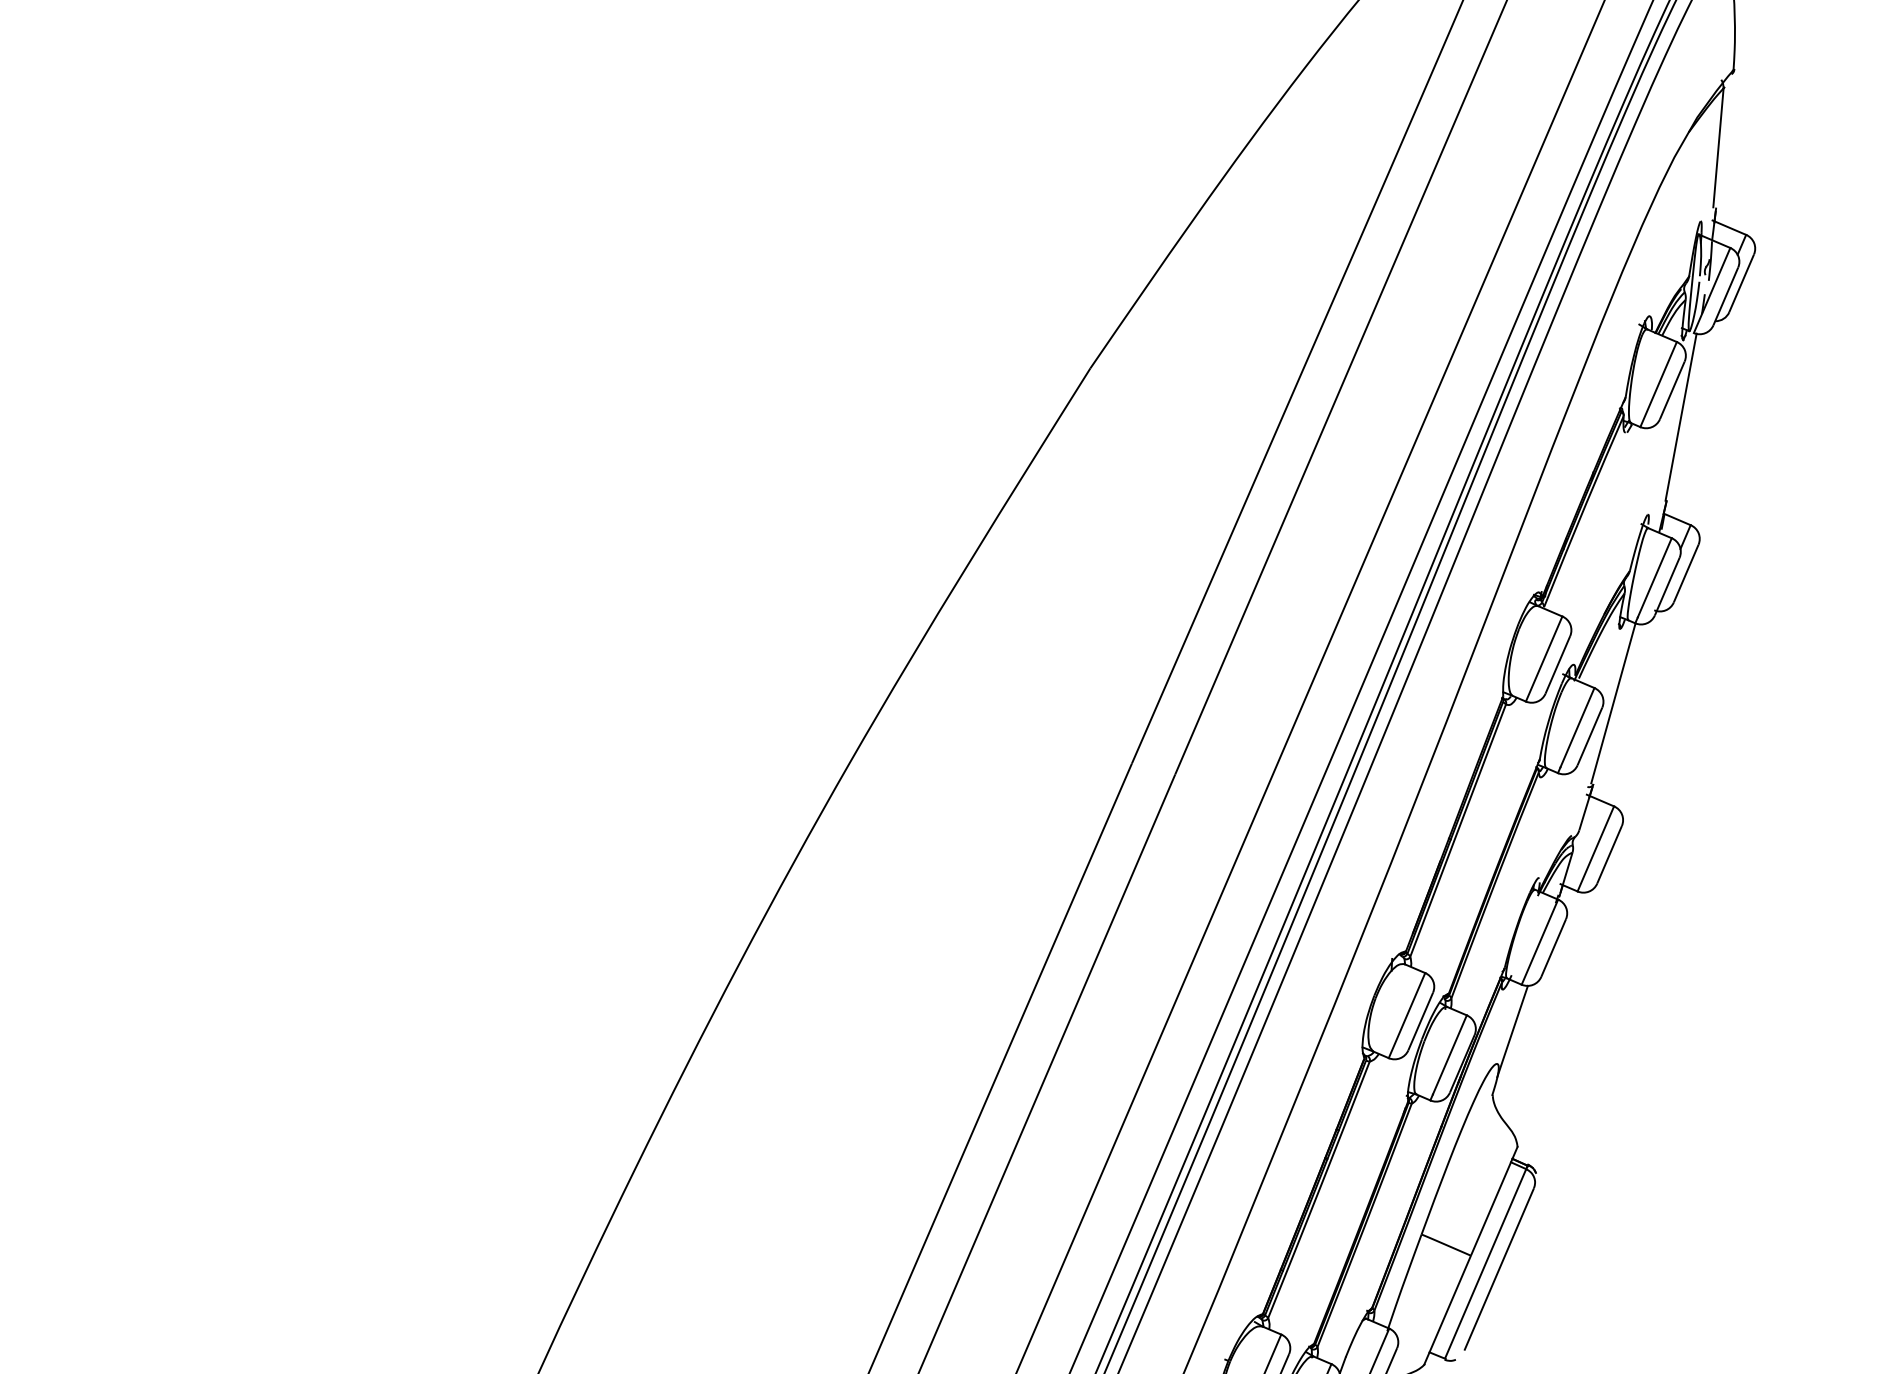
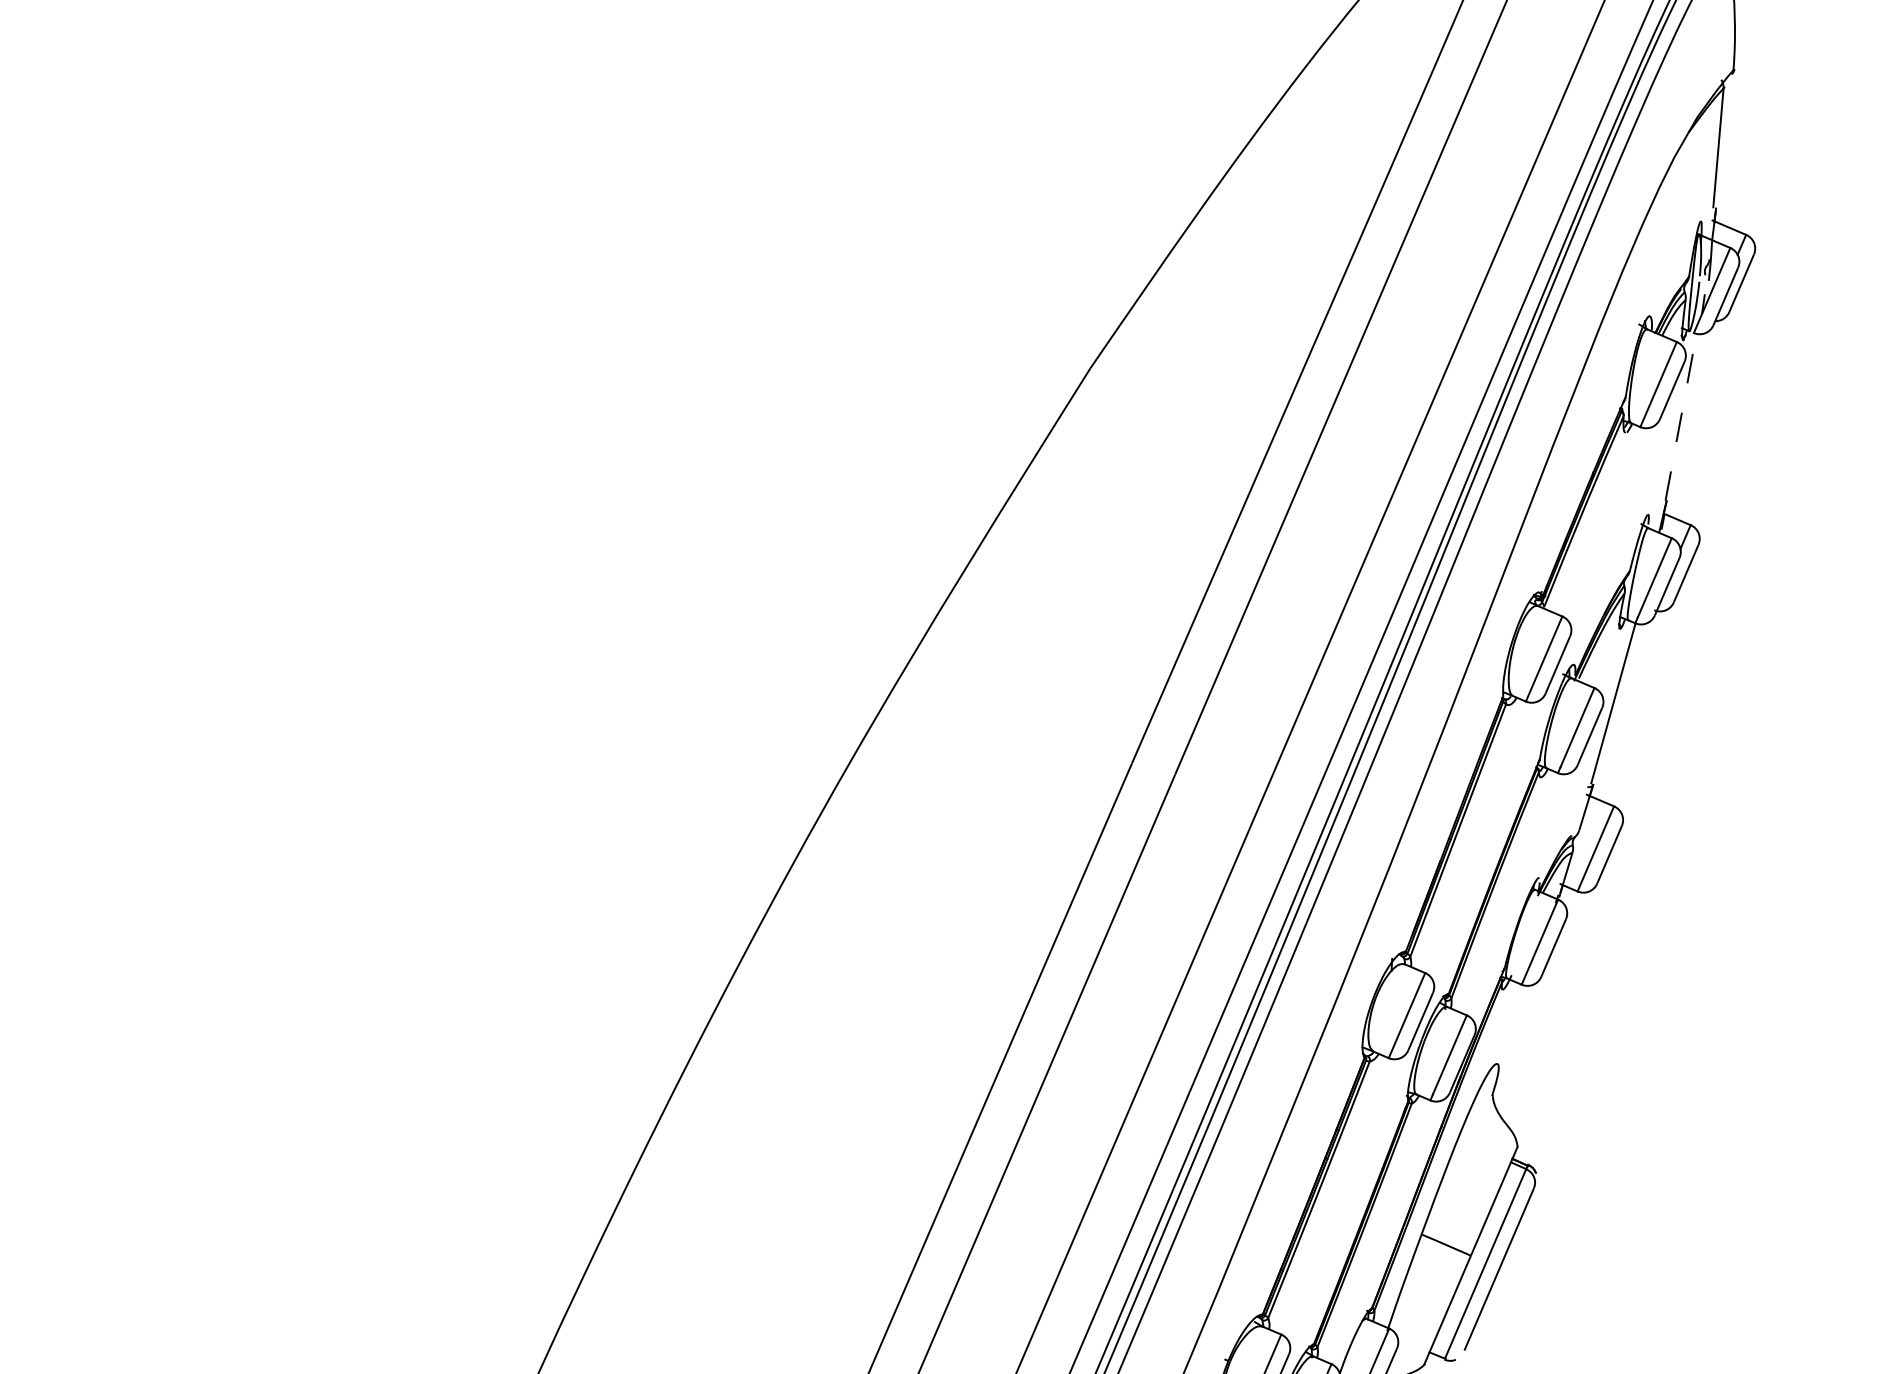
line: solid -> dashed (1681, 417)
line: present -> none (1512, 1031)
